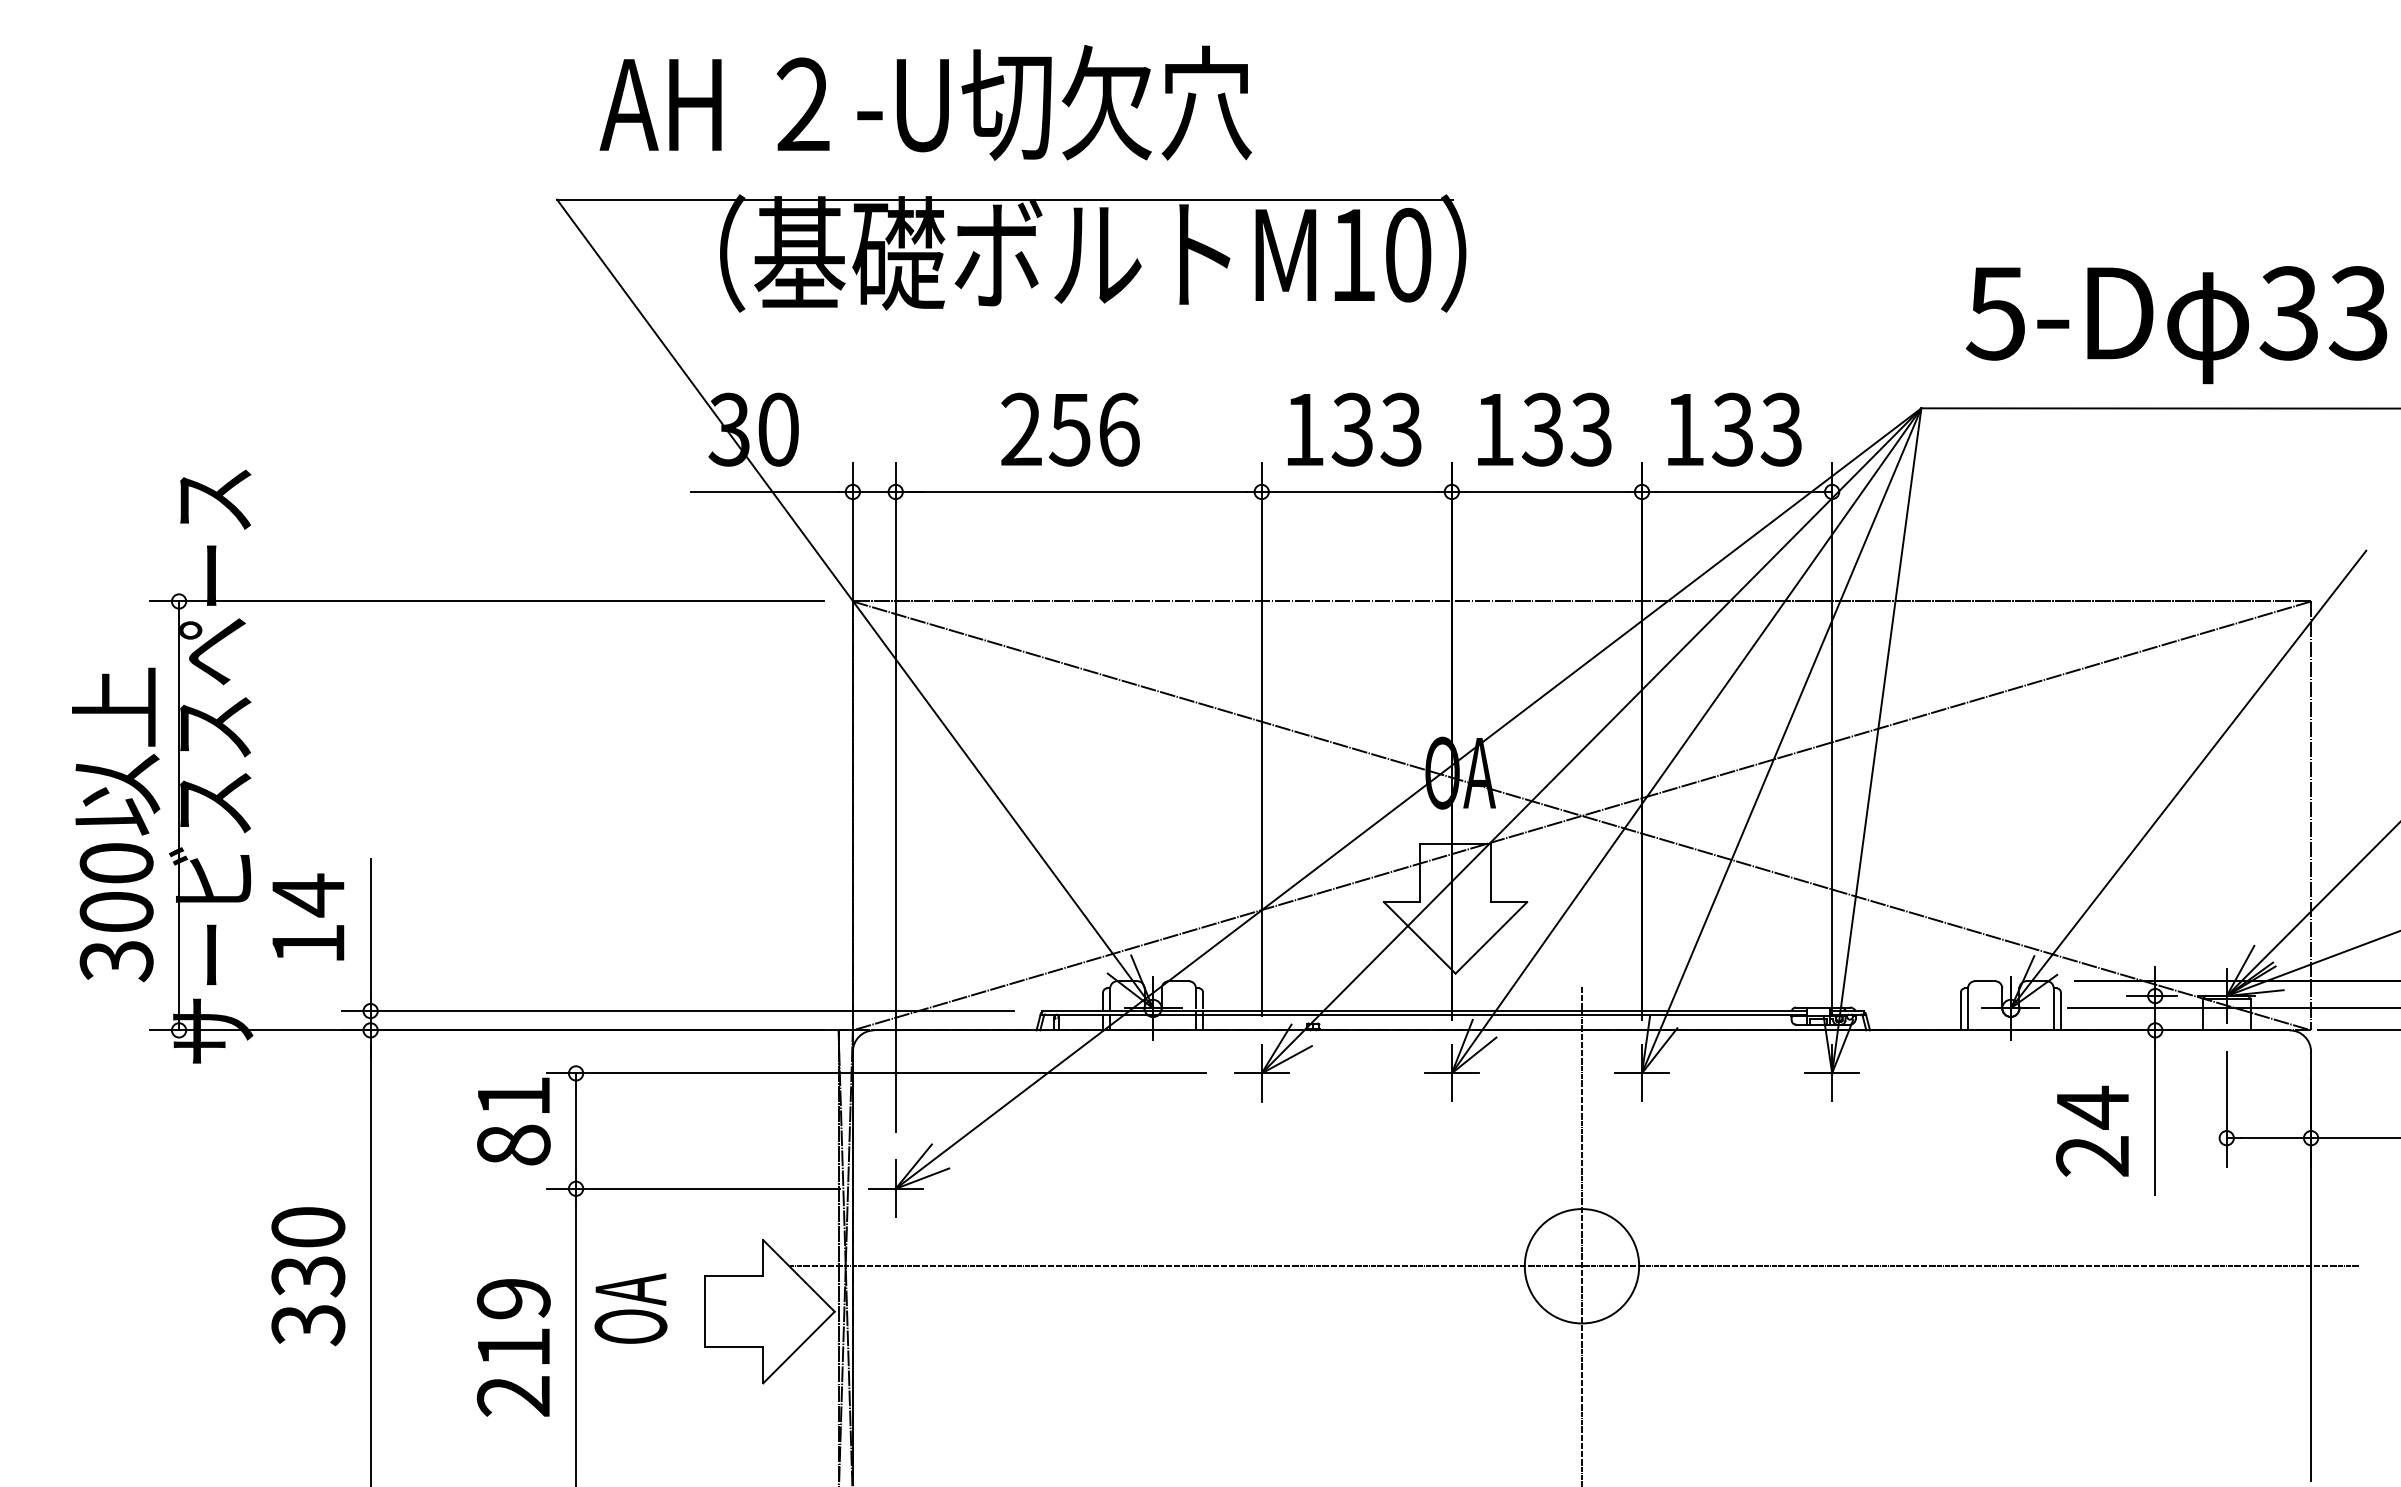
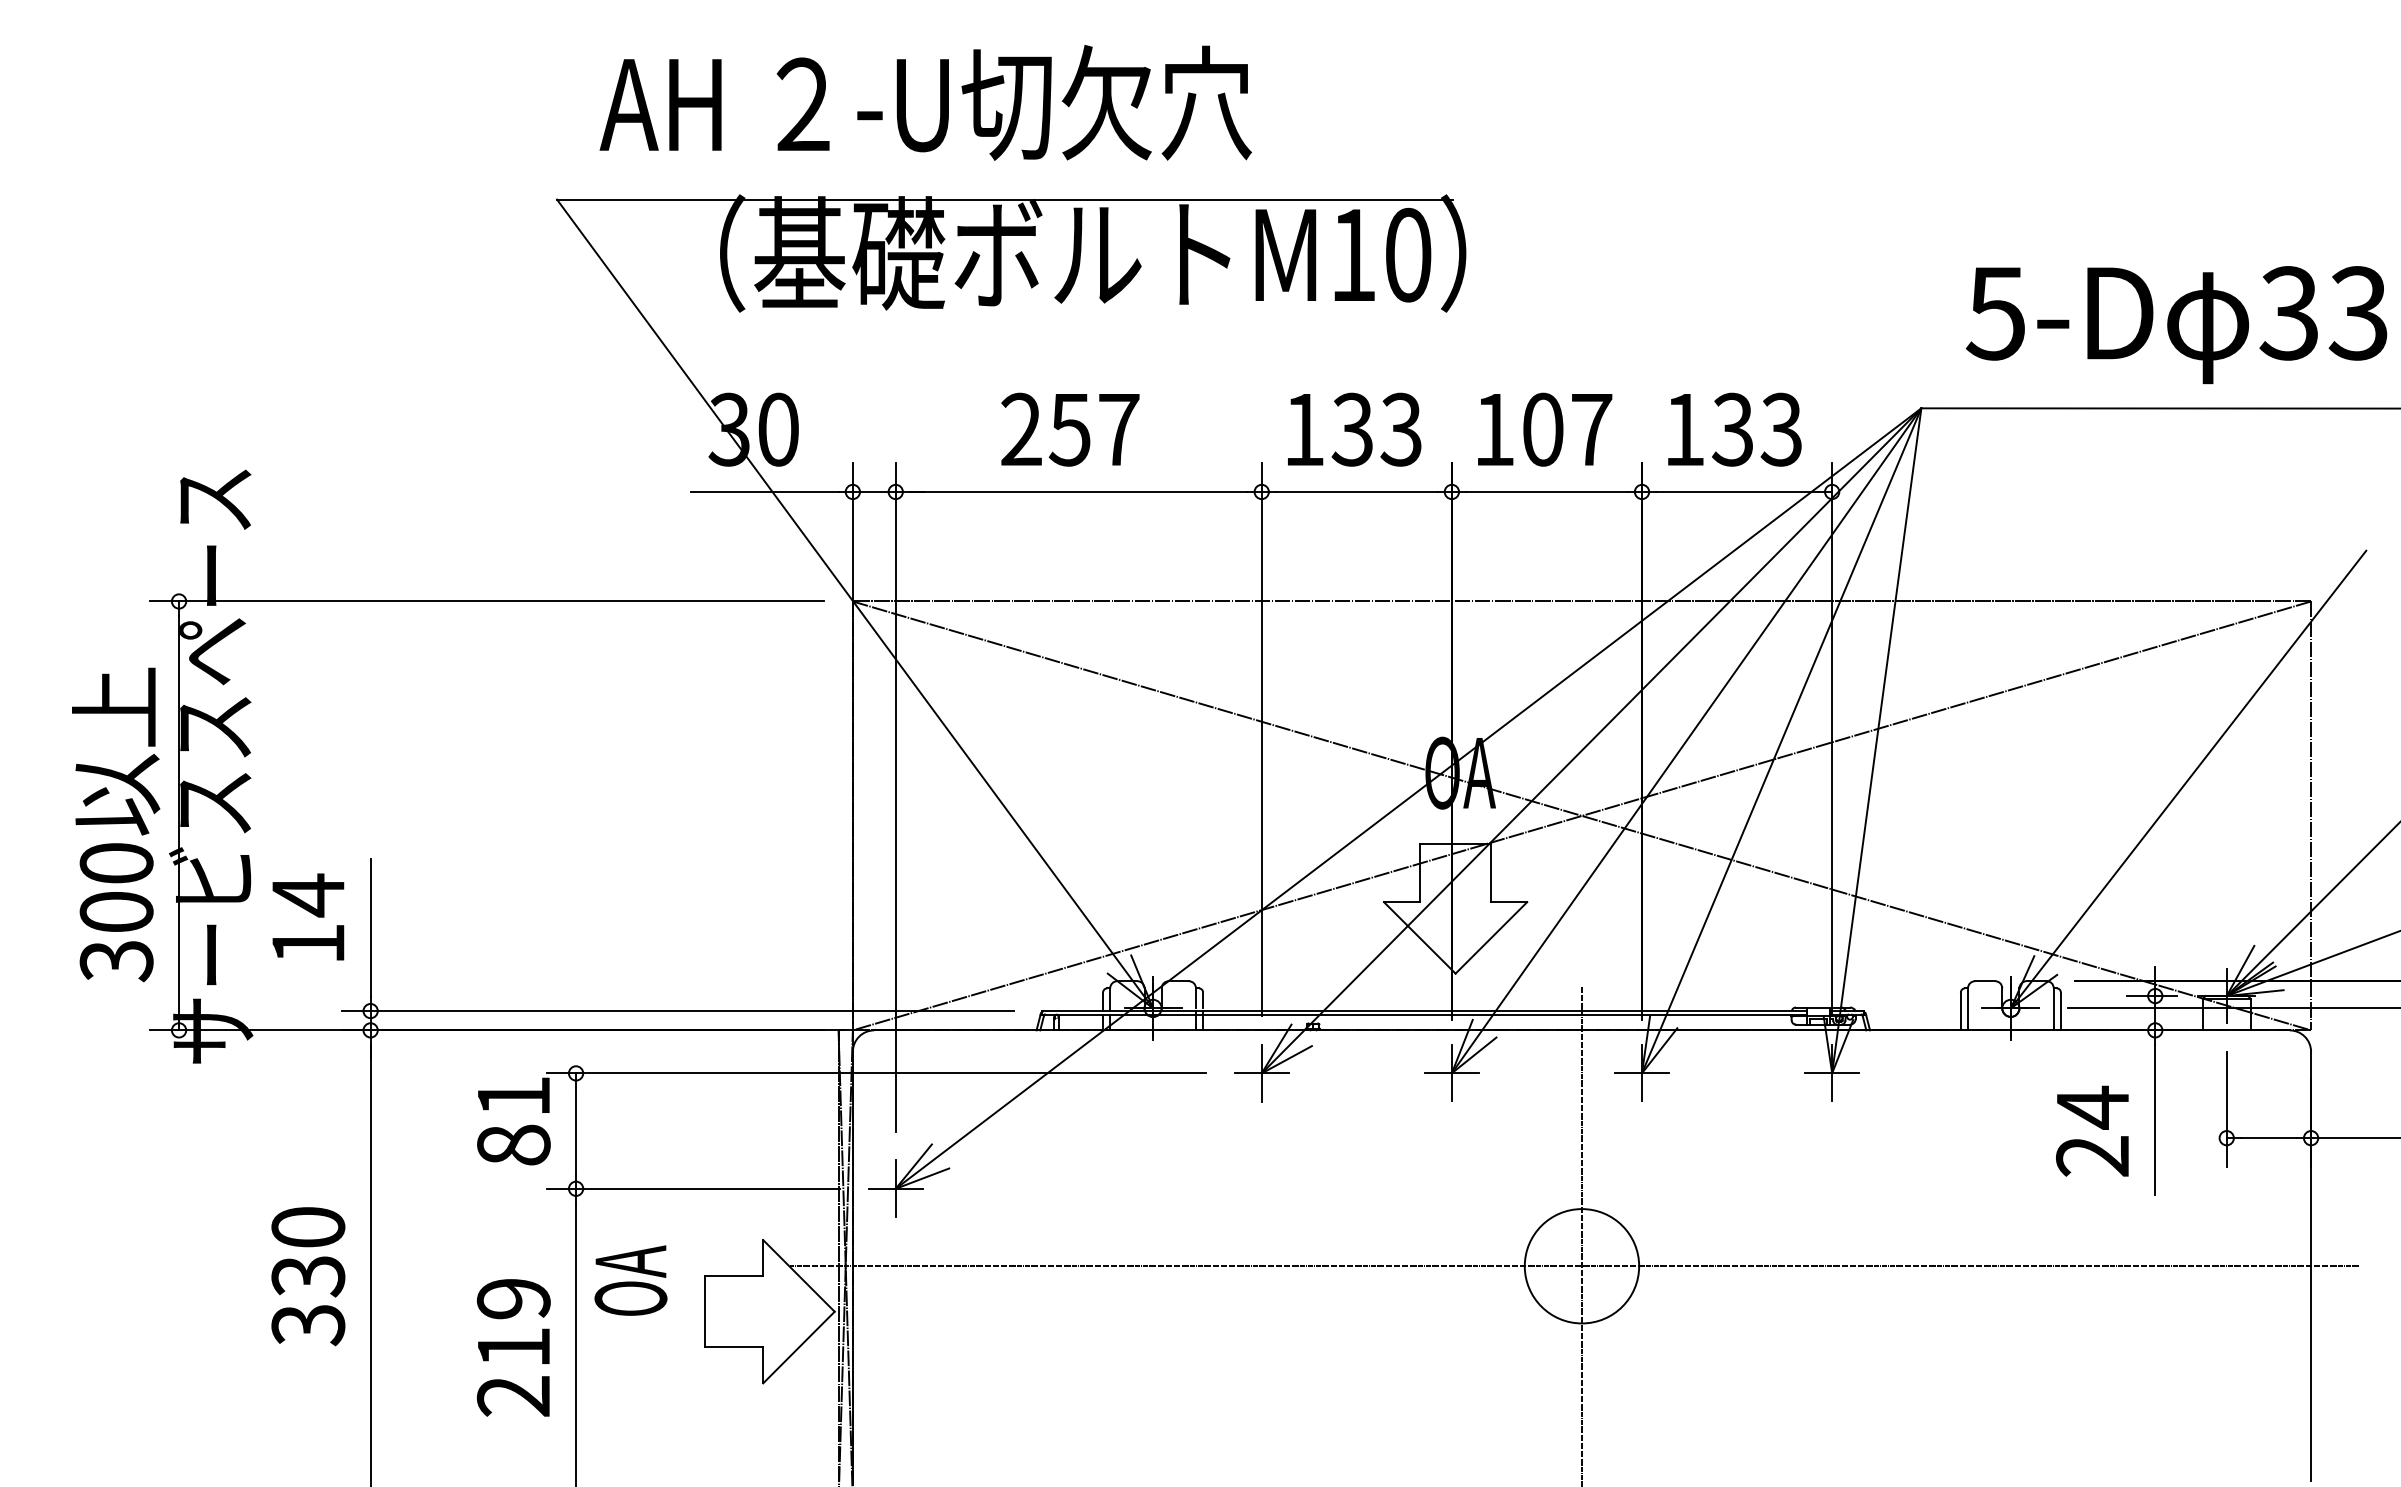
text: 256 -> 257 (1119, 429)
text: 133 -> 107 (1566, 429)
line: present -> none (2357, 1030)
text position: (630, 1308) -> (630, 1280) (630, 1280)
